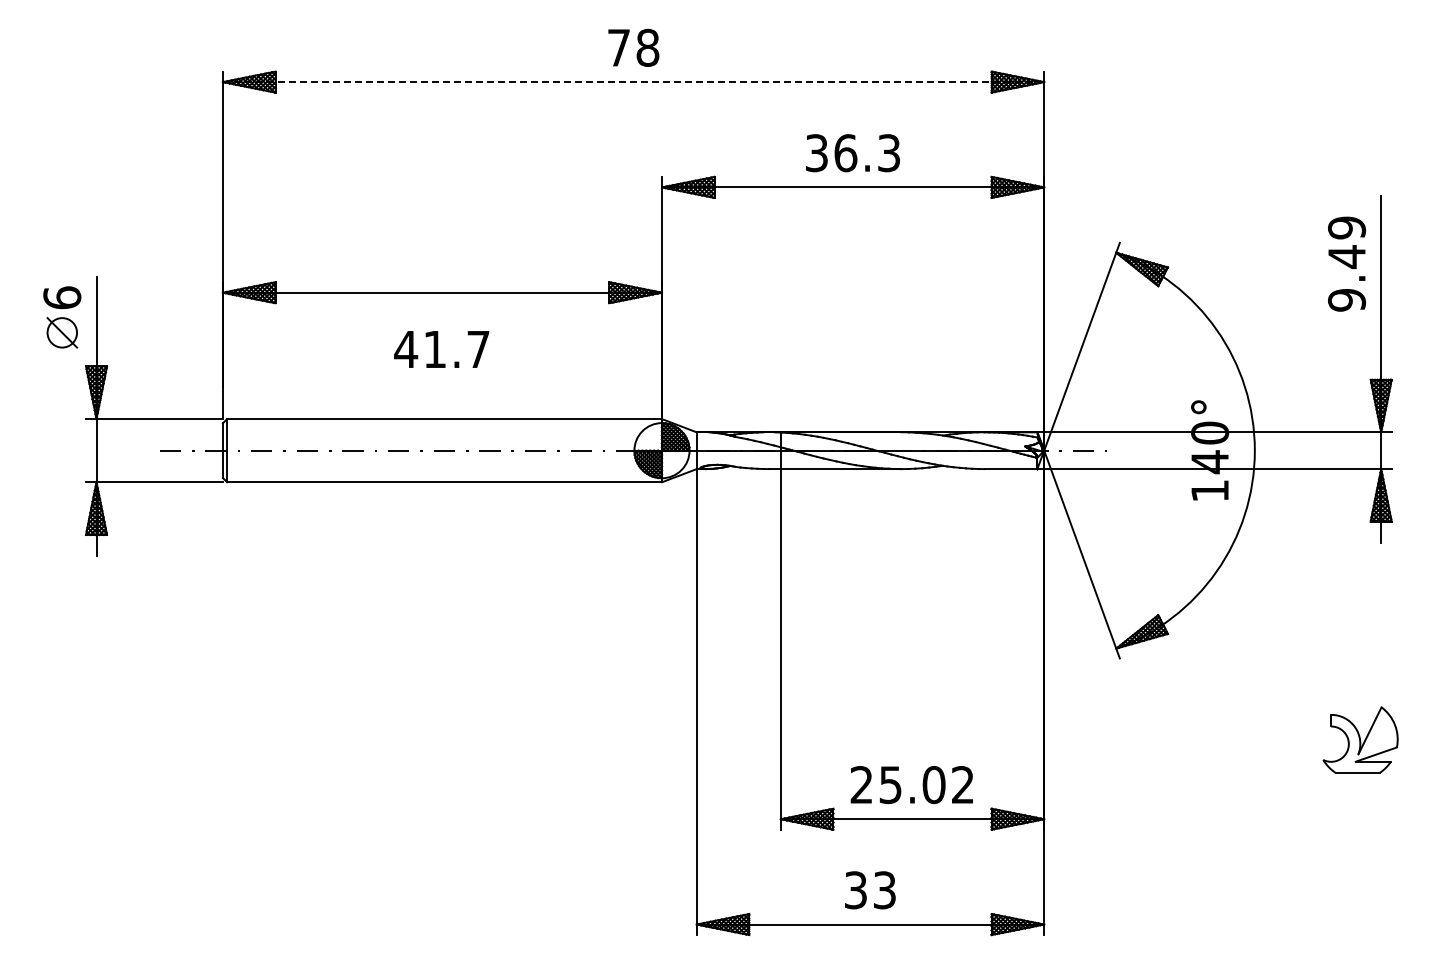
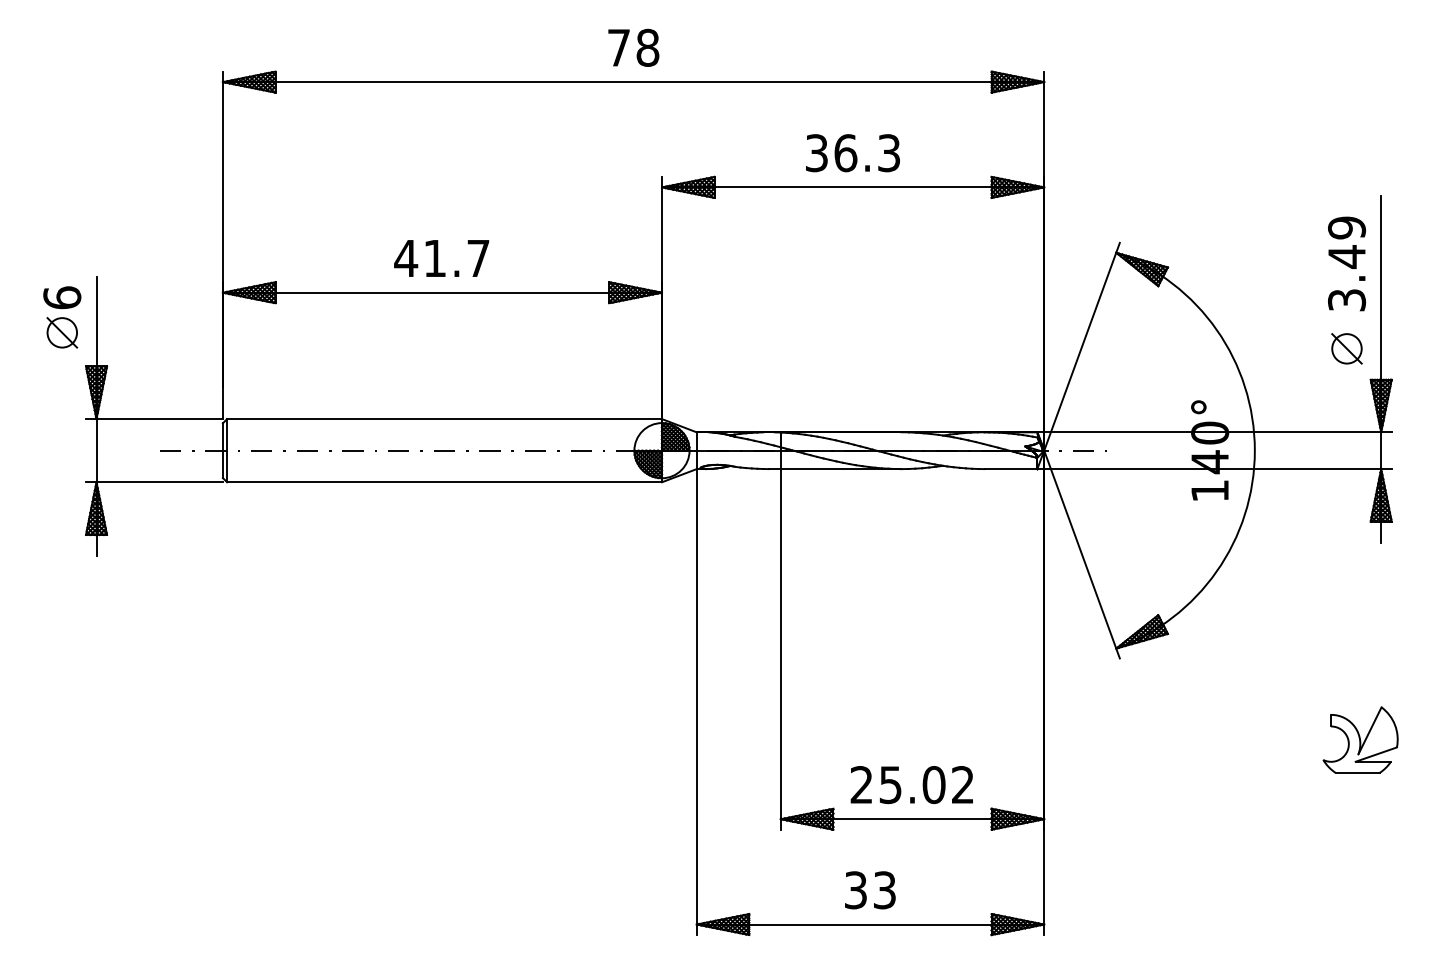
line: dashed -> solid (633, 82)
text: 9.49 -> 3.49 (1346, 300)
part: none -> present (1346, 348)
text position: (441, 349) -> (441, 258) (441, 258)
